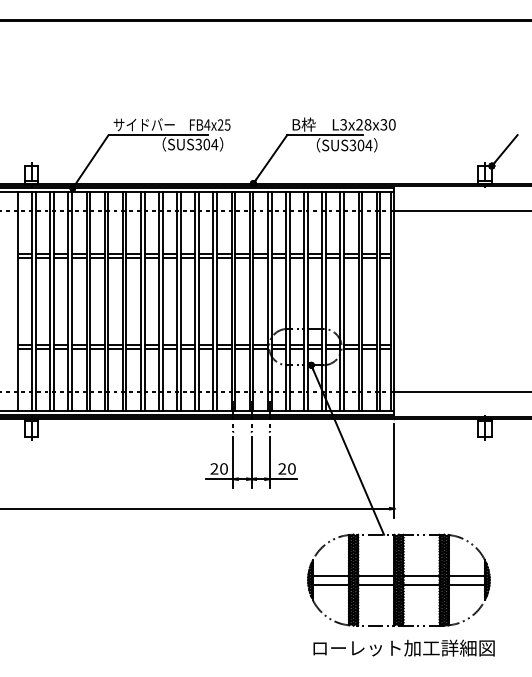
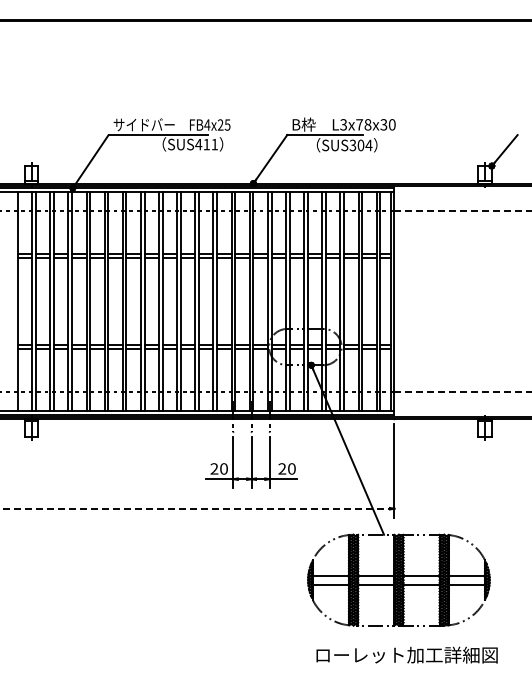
text: L3x28x30 -> L3x78x30 (359, 124)
text: SUS304 -> SUS411 (206, 144)
line: solid -> dashed (463, 210)
line: solid -> dashed (463, 392)
line: solid -> dashed (195, 508)
text position: (403, 647) -> (406, 654) (406, 654)
